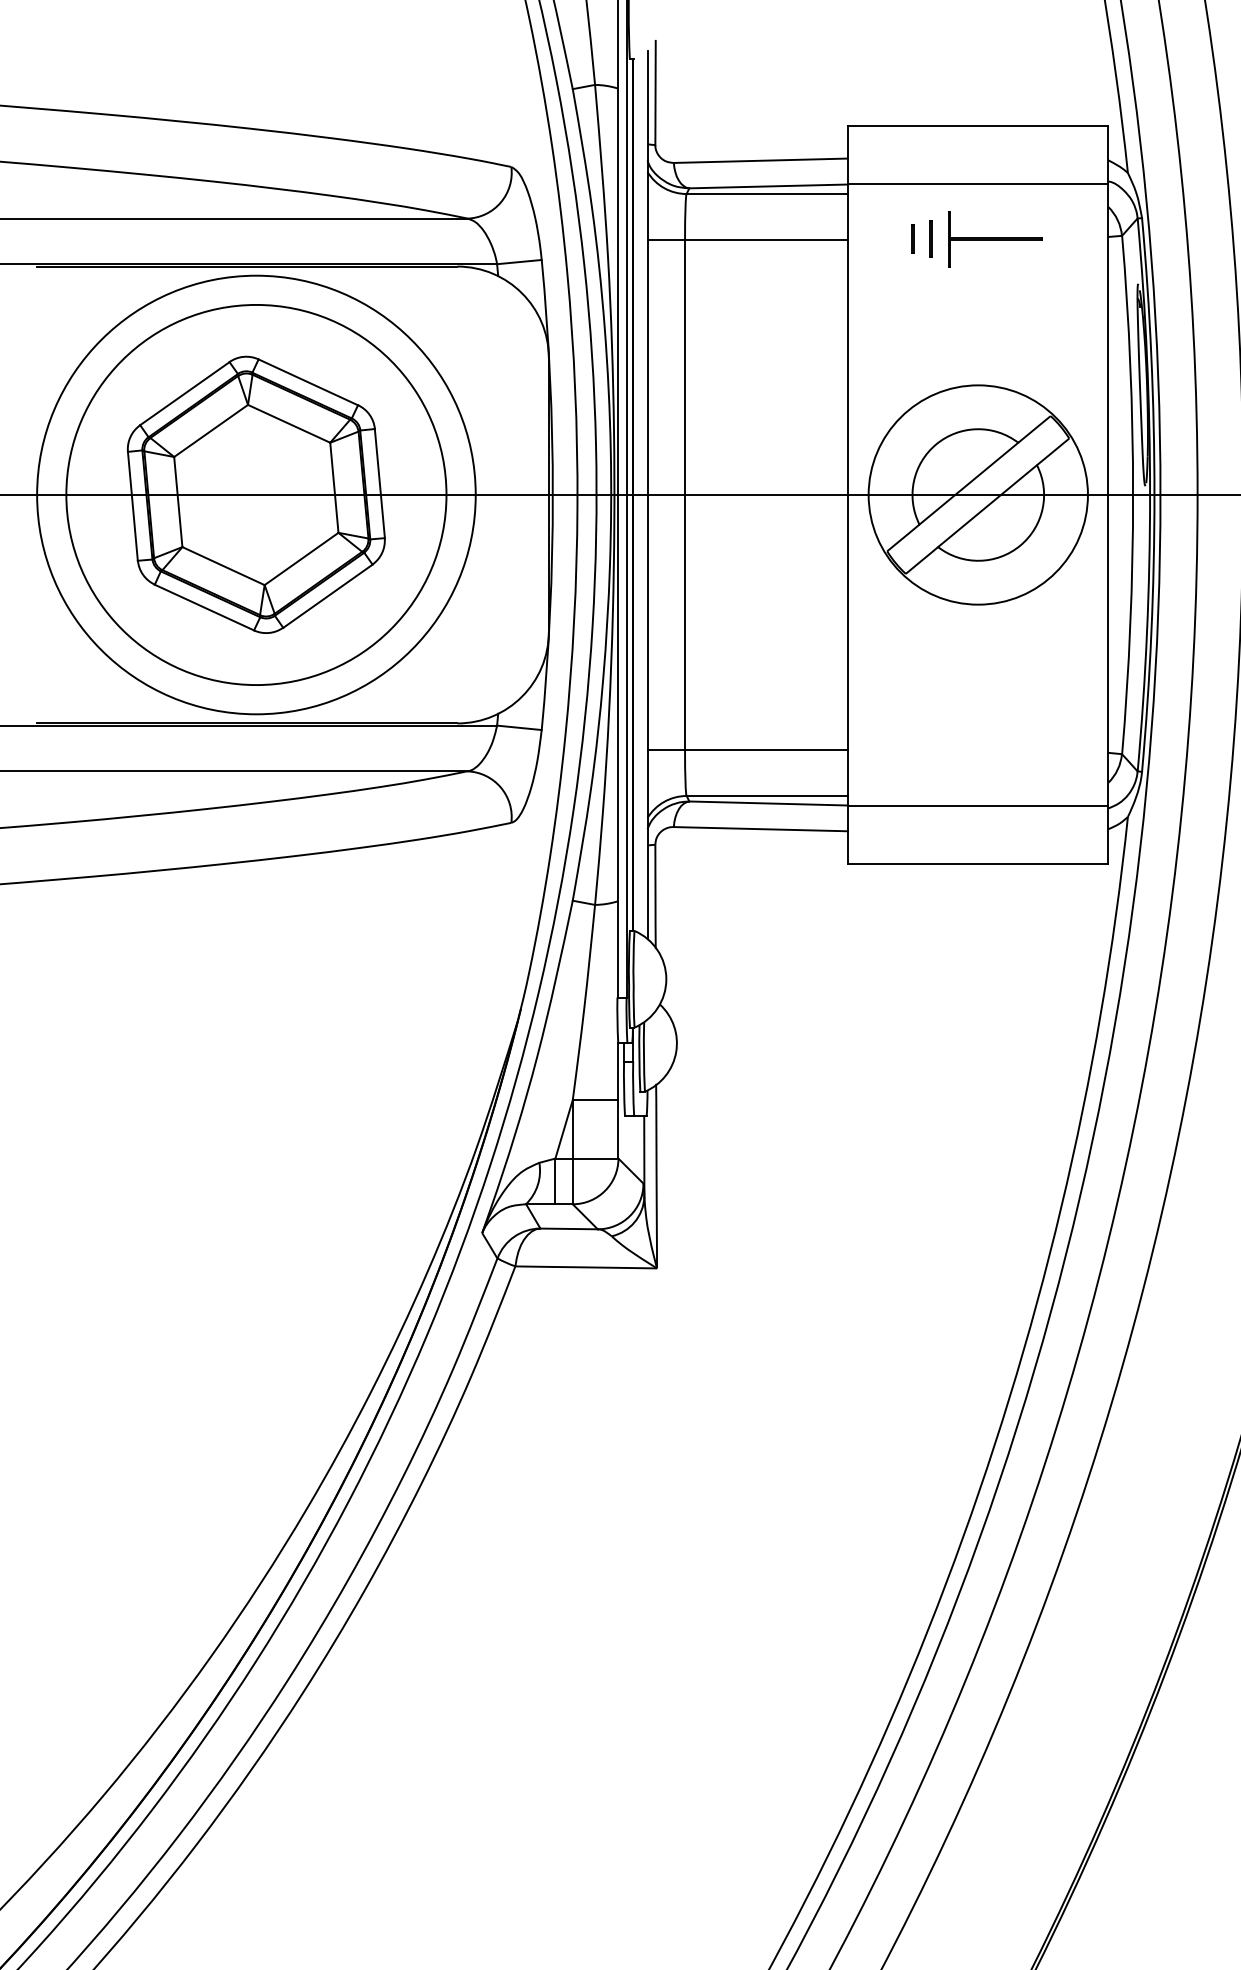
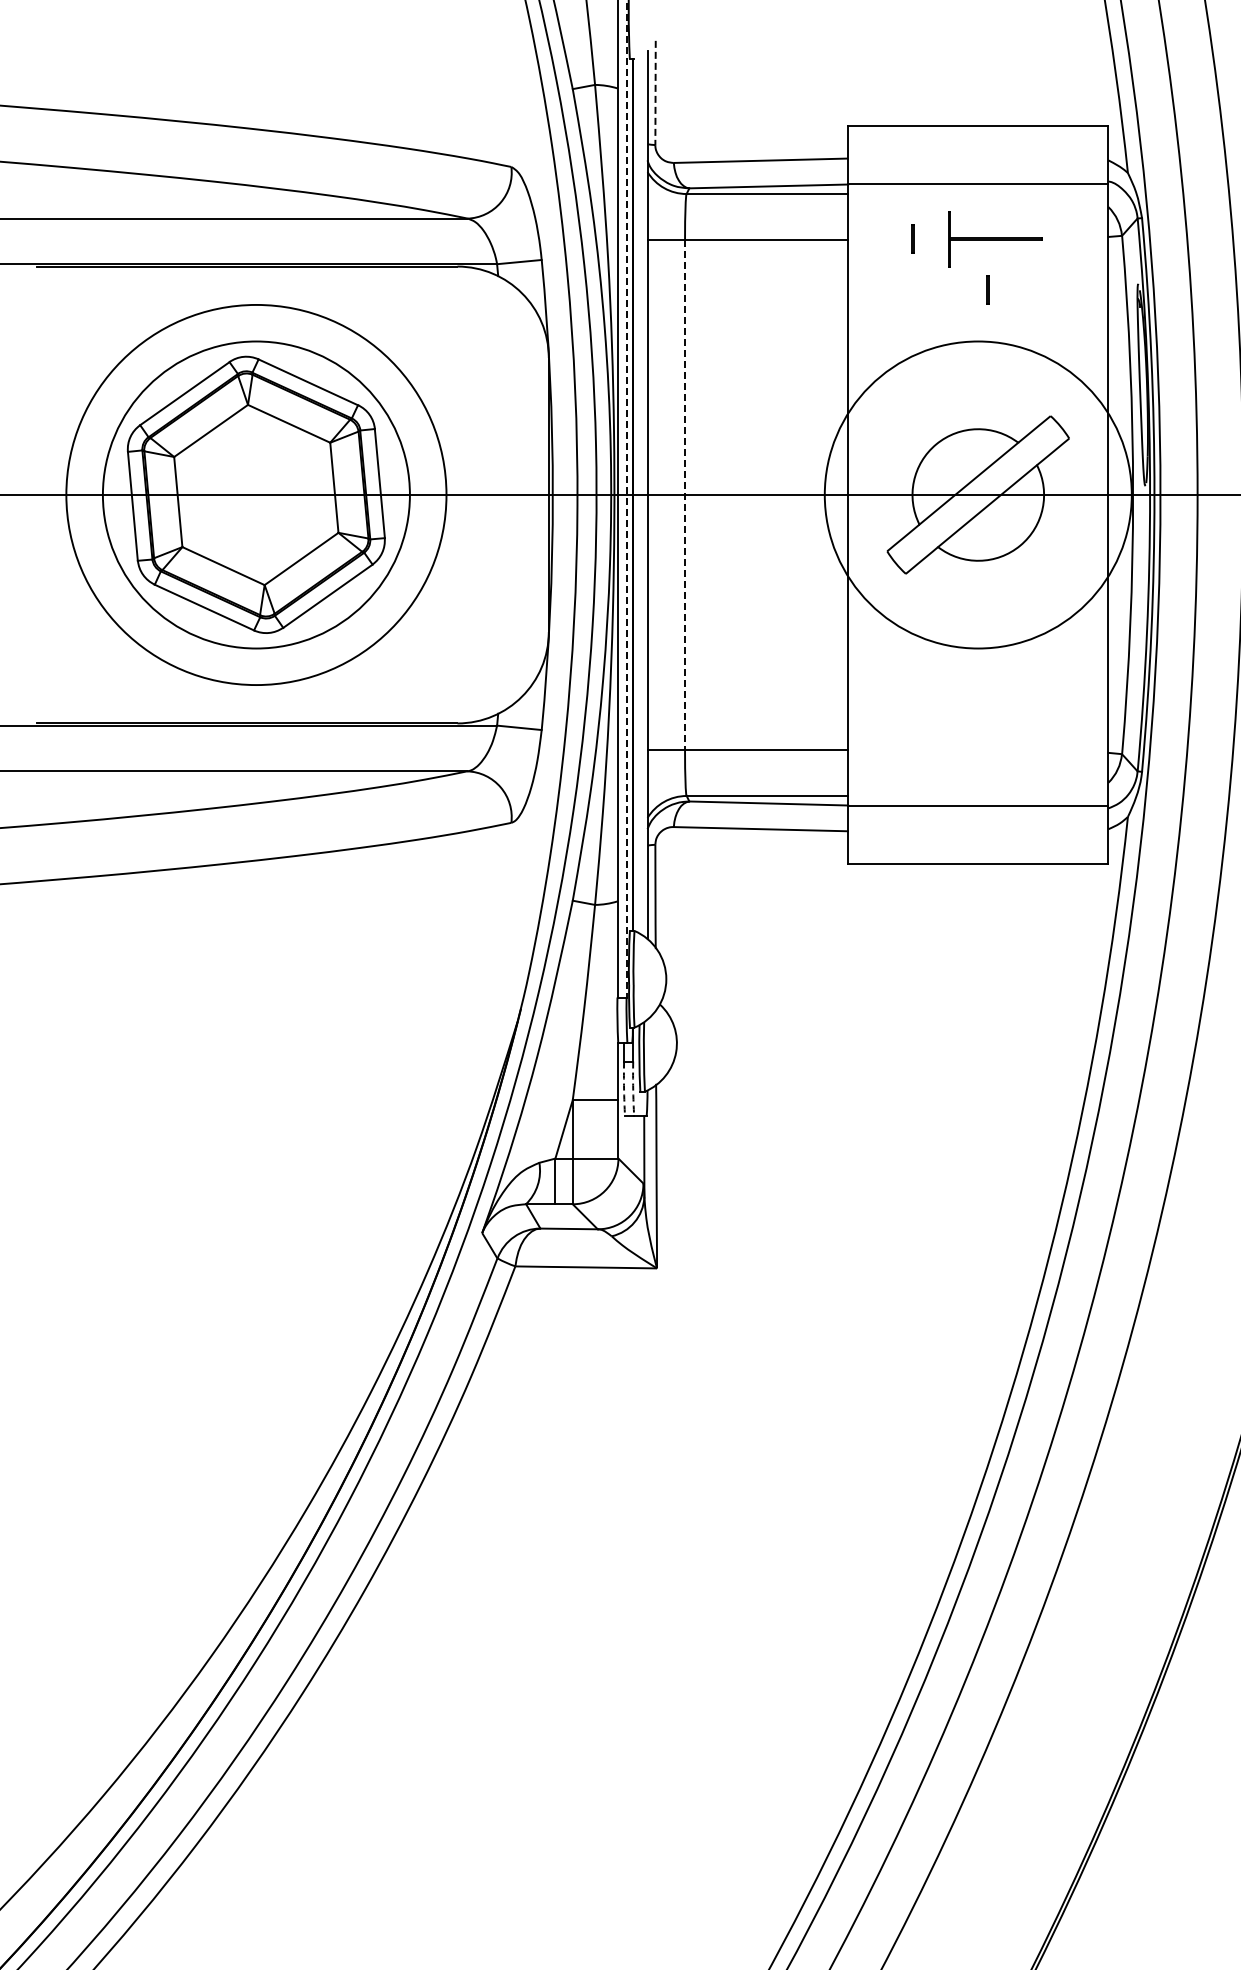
line: solid -> dashed (655, 93)
line: present -> none (930, 238)
line: none -> present (987, 289)
circle diameter: 439 px -> 307 px (255, 494)
circle diameter: 219 px -> 307 px (977, 494)
line: solid -> dashed (684, 495)
line: solid -> dashed (626, 499)
arc: solid -> dashed (624, 1088)
arc: solid -> dashed (633, 1088)
